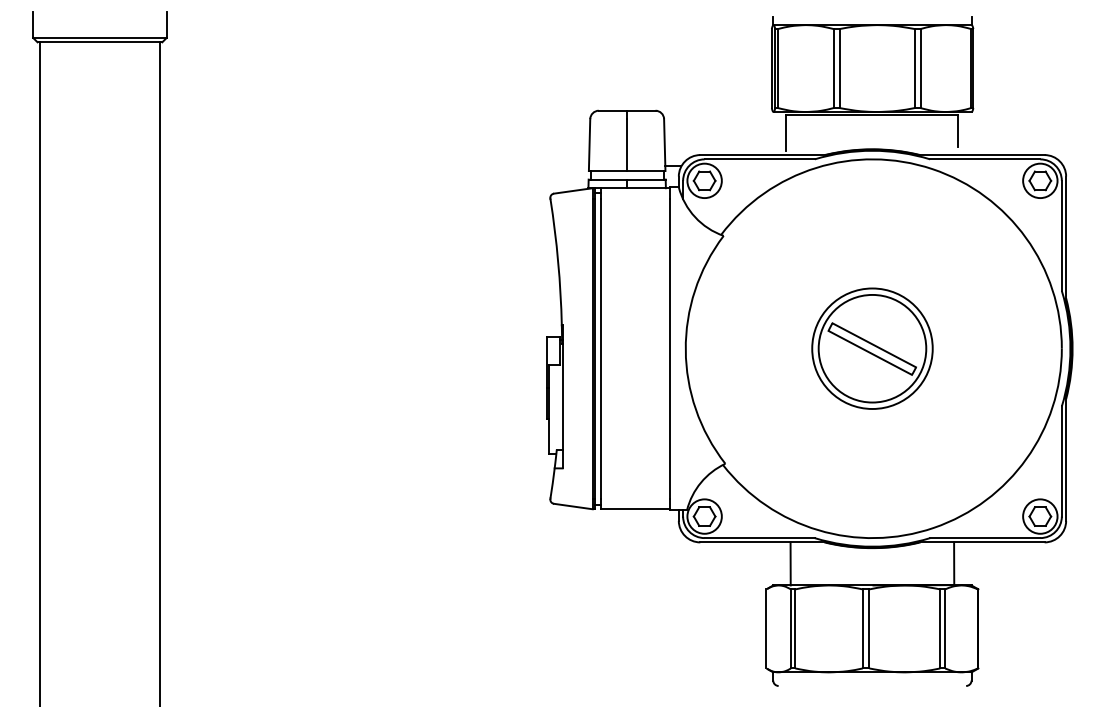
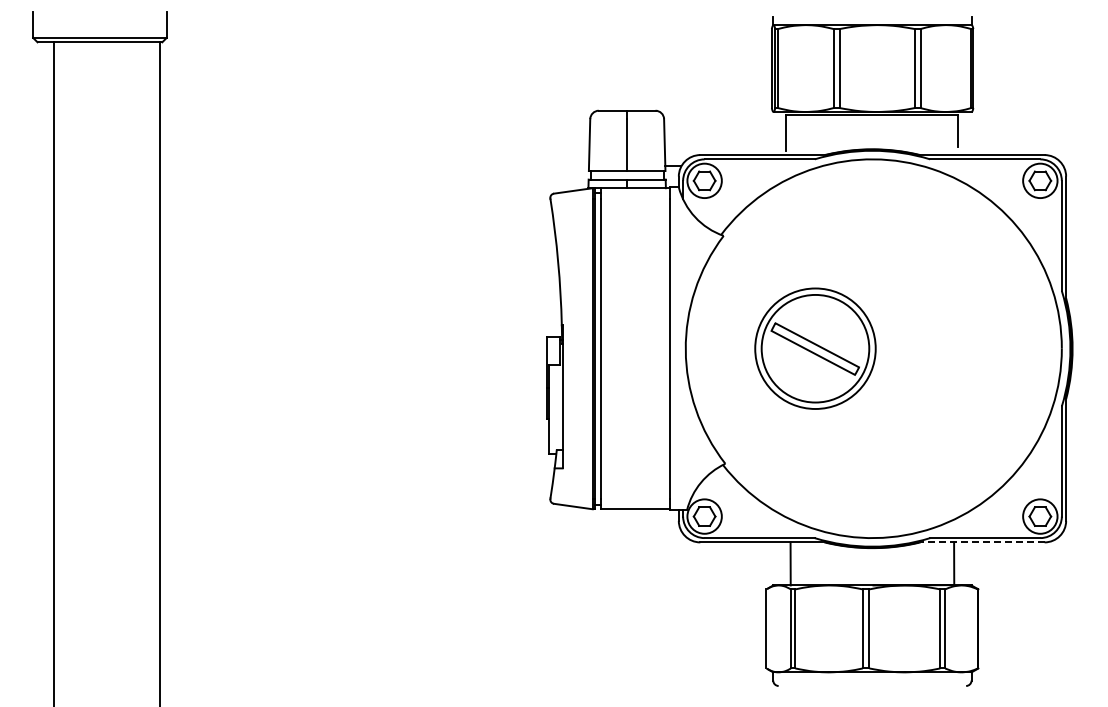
part position: (872, 348) -> (815, 348) (815, 348)
line position: (40, 372) -> (54, 372) (54, 372)
line: solid -> dashed (981, 542)
